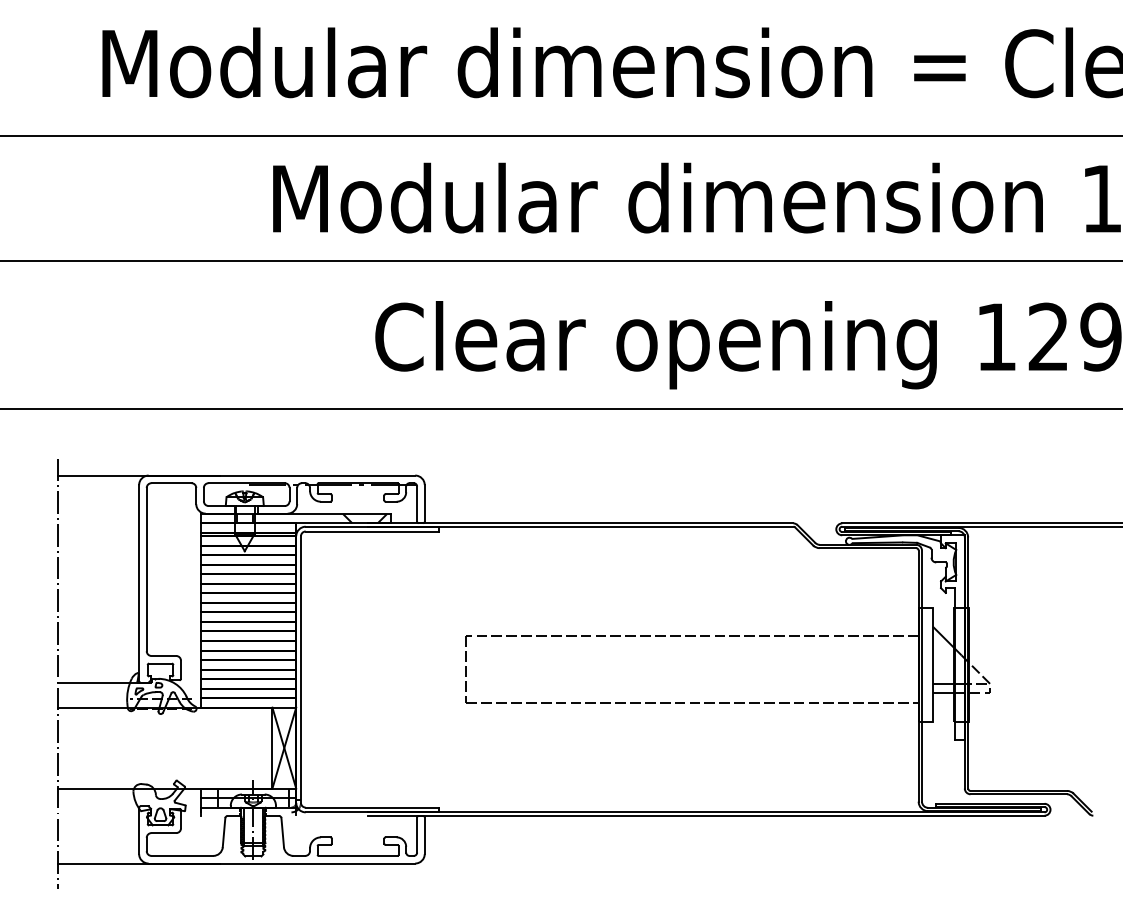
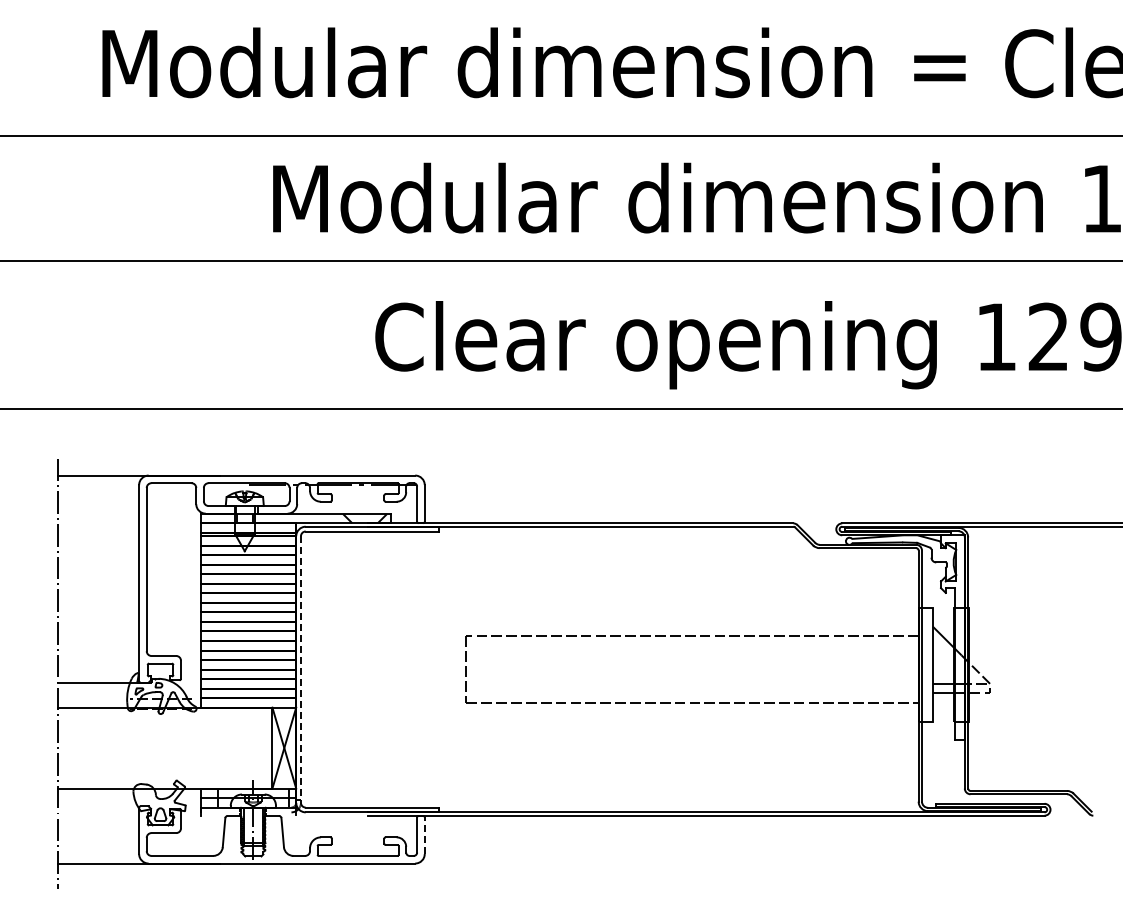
line: solid -> dashed (300, 670)
line: solid -> dashed (424, 835)
